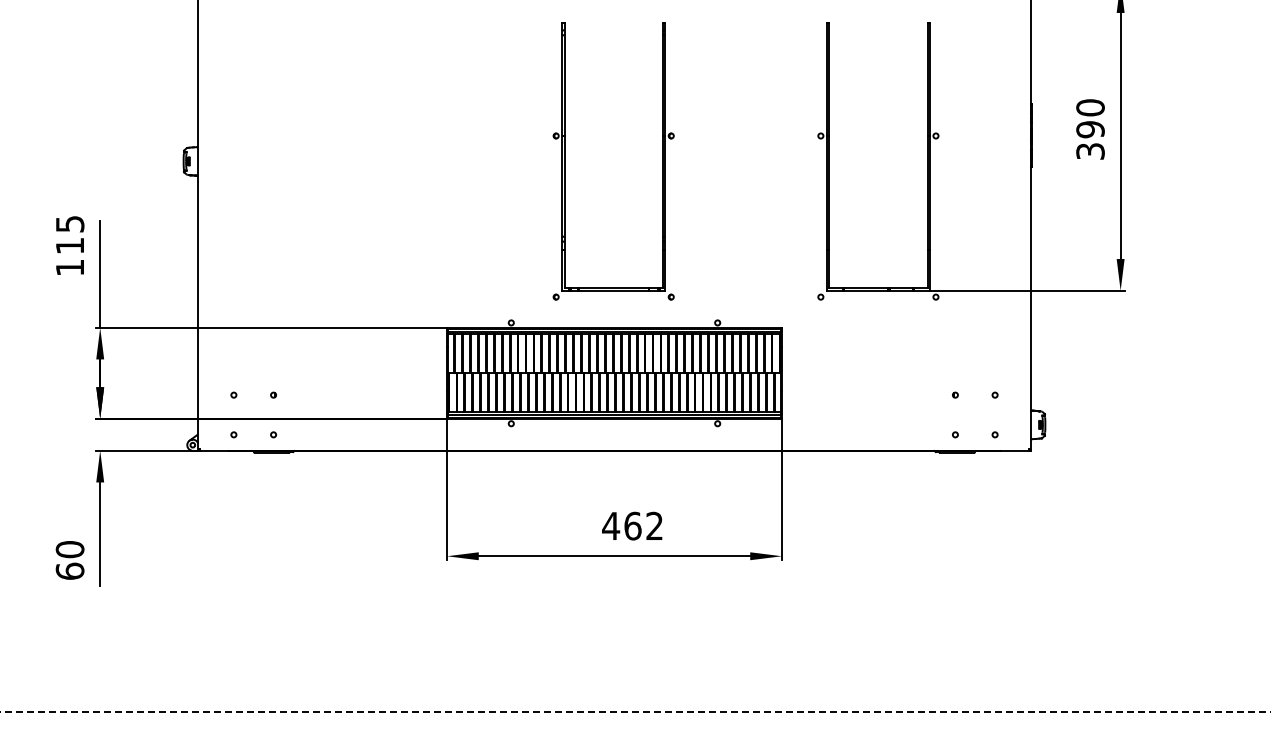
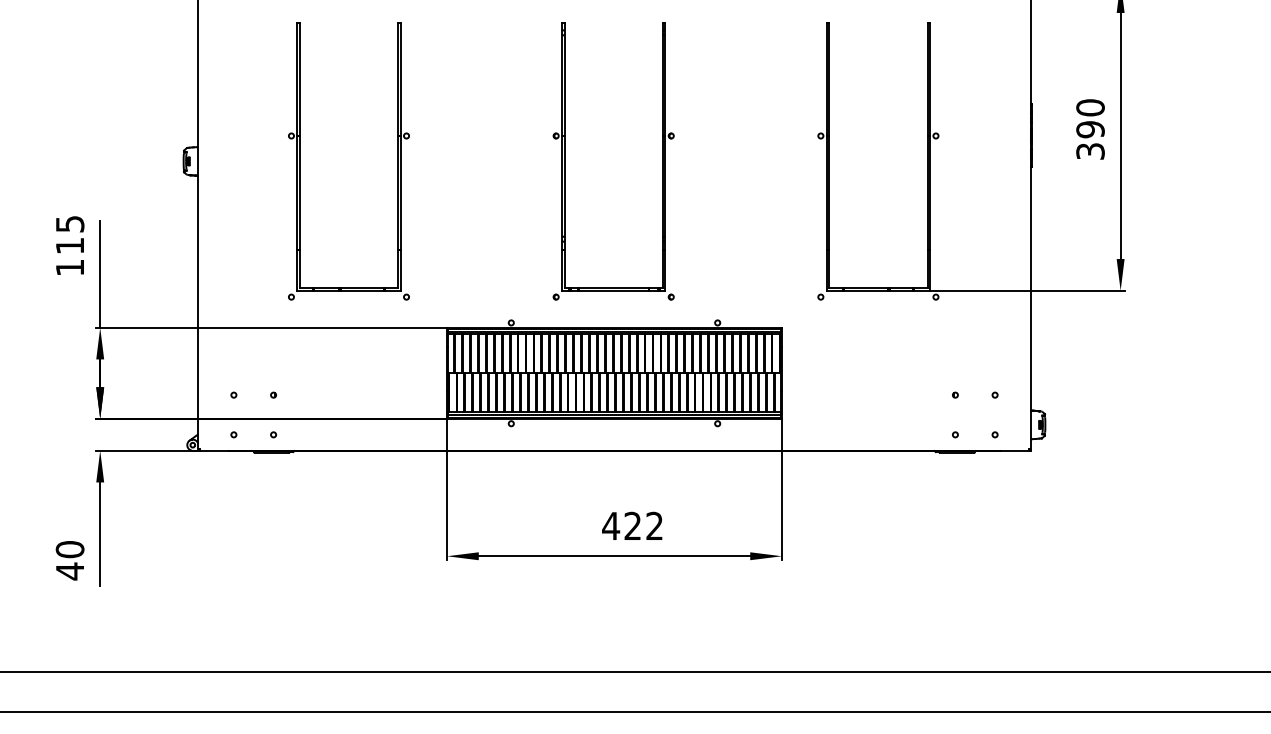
part: none -> present (300, 161)
text: 462 -> 422 (632, 525)
text: 60 -> 40 (69, 571)
line: none -> present (634, 672)
line: dashed -> solid (635, 711)
